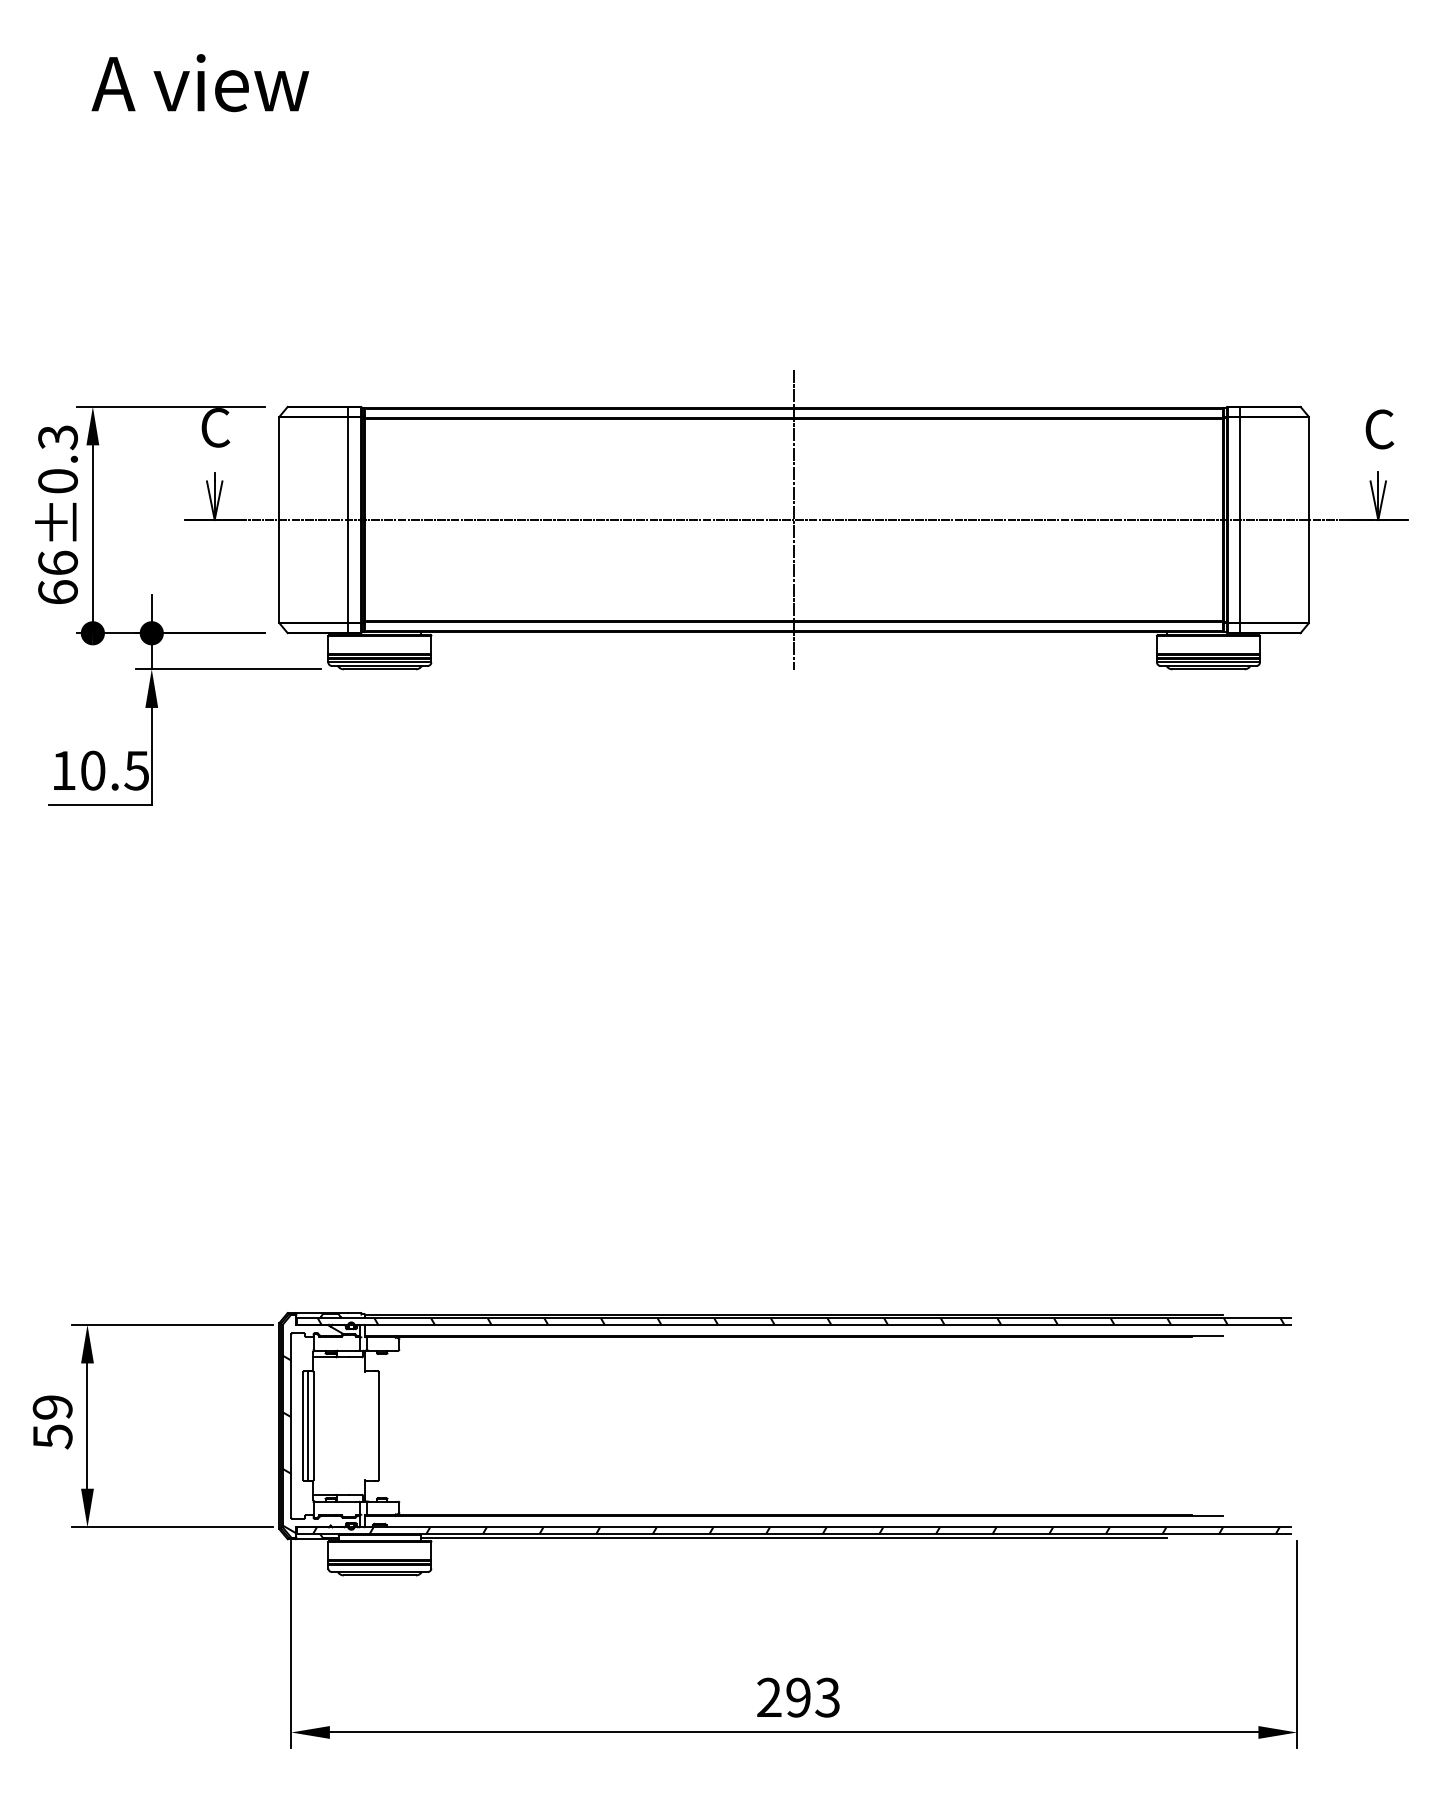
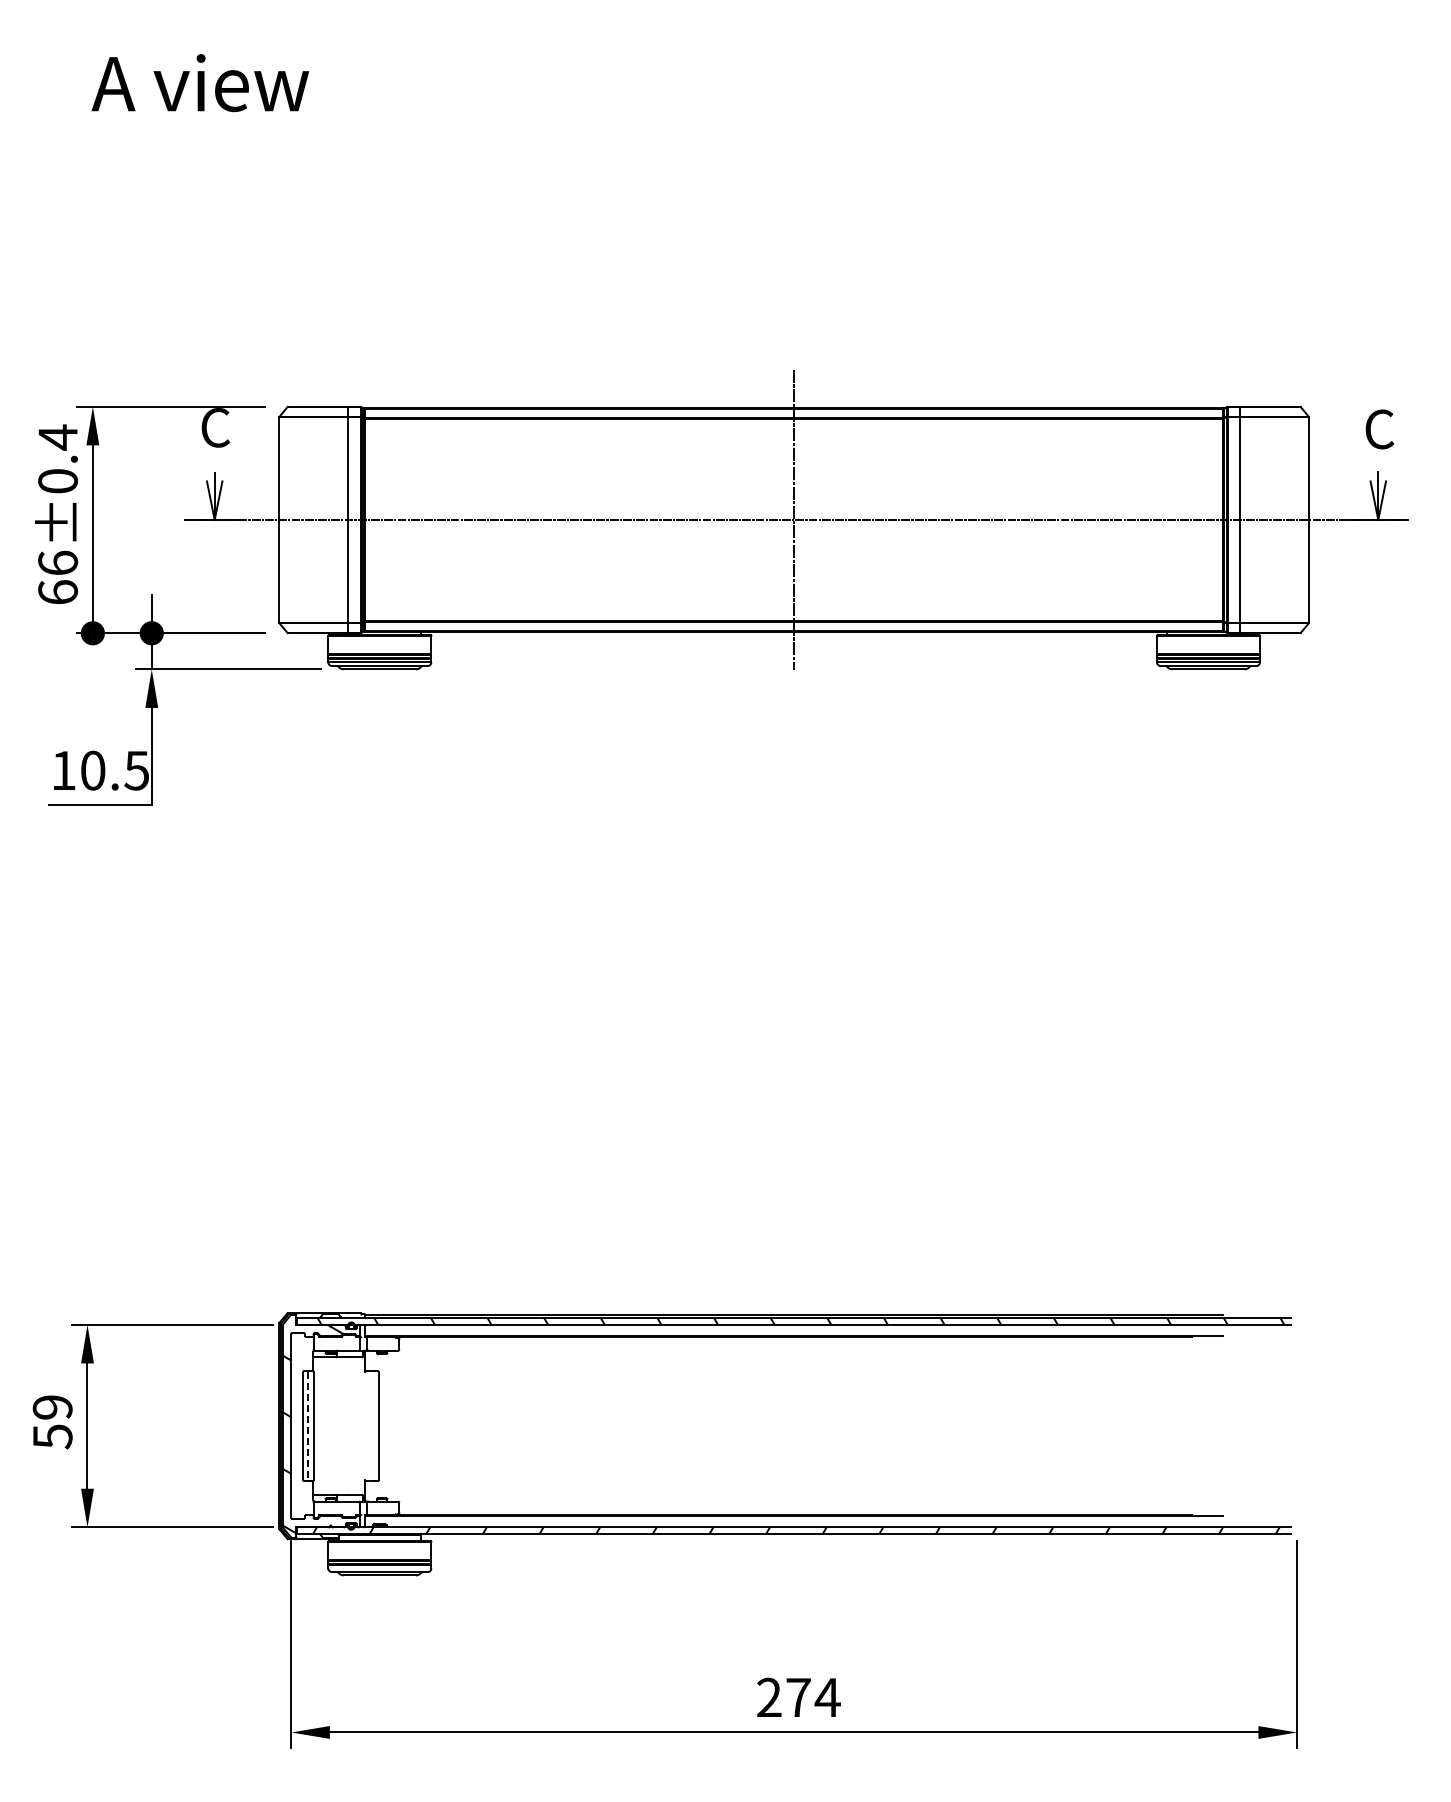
text: 66±0.3 -> 66±0.4 (57, 437)
line: solid -> dashed (307, 1426)
line: present -> none (794, 1537)
text: 293 -> 274 (813, 1697)
